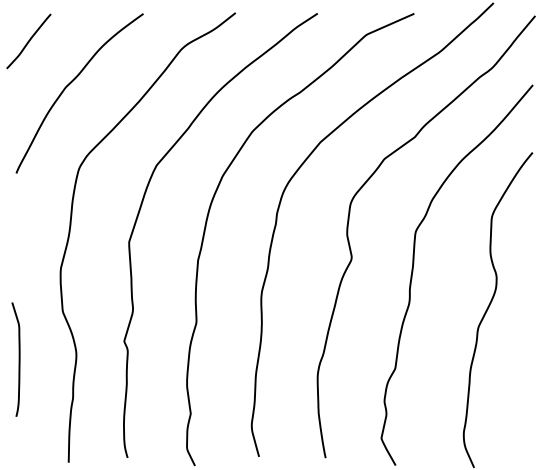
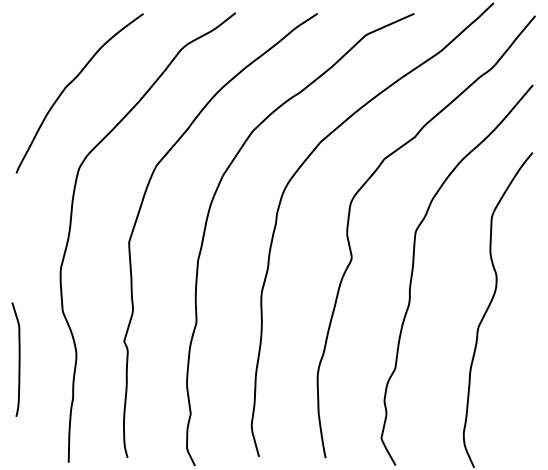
curve: present -> none (28, 41)
